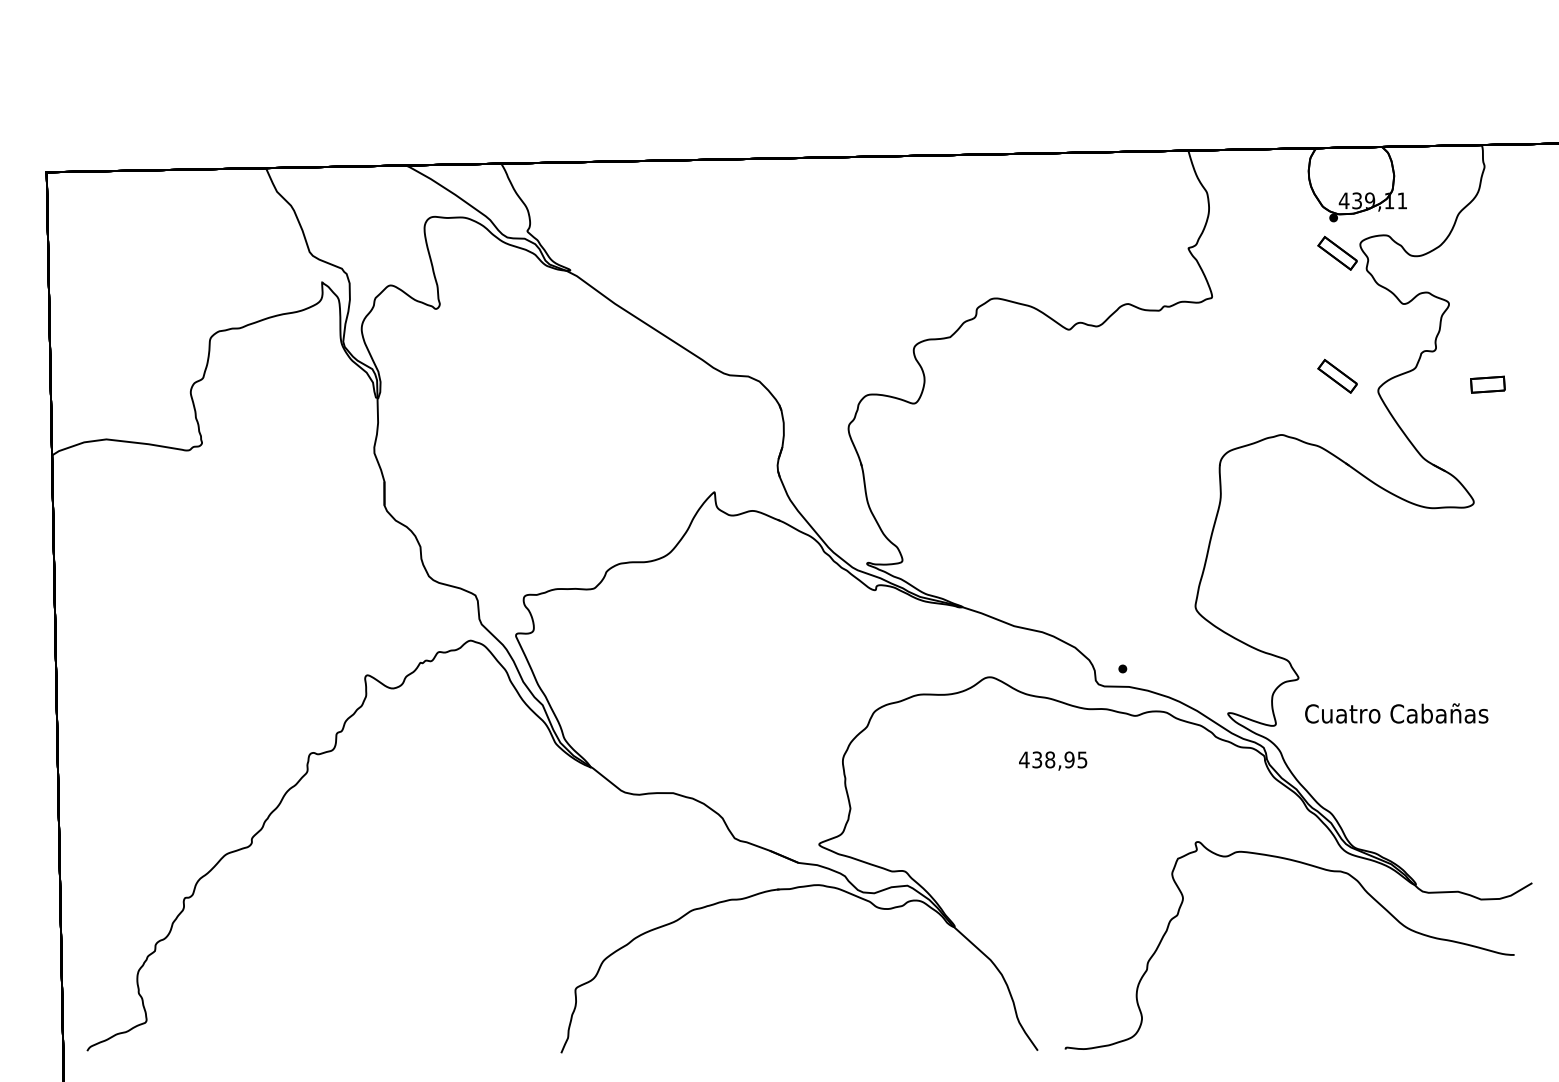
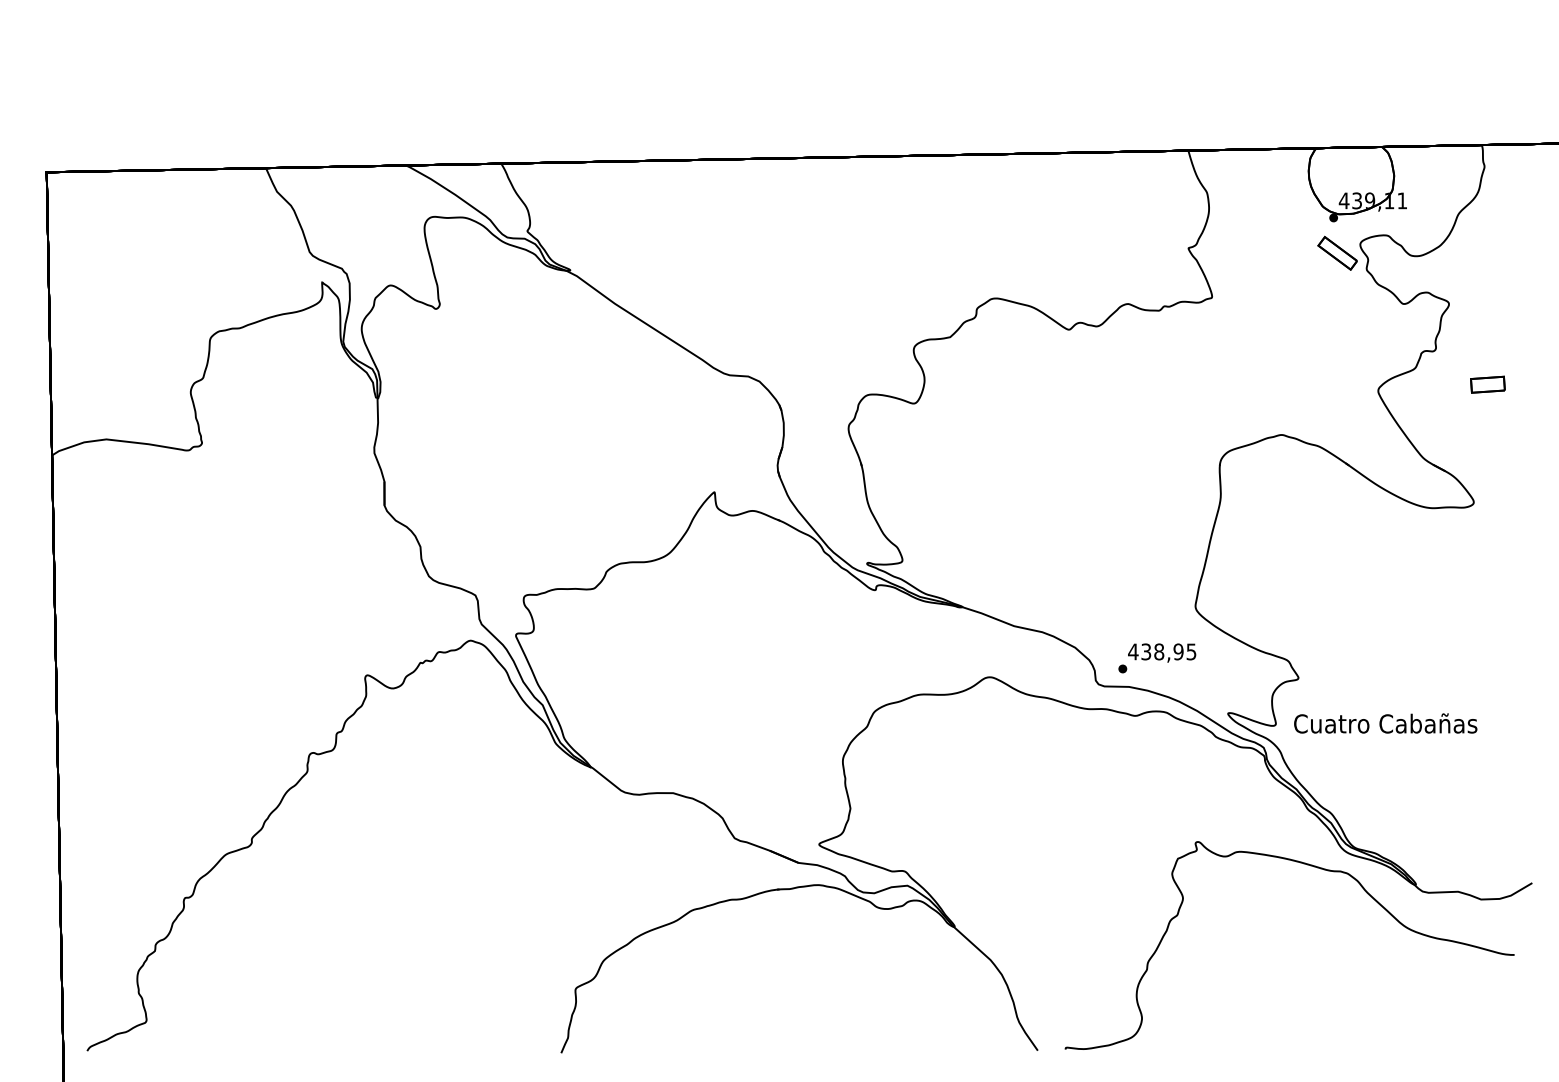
part: present -> none (1337, 375)
text position: (1396, 713) -> (1385, 723) (1385, 723)
text position: (1053, 760) -> (1162, 652) (1162, 652)
